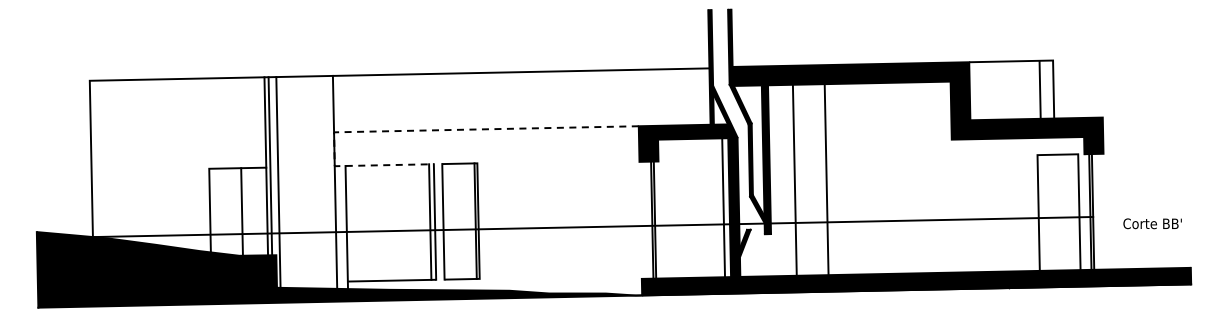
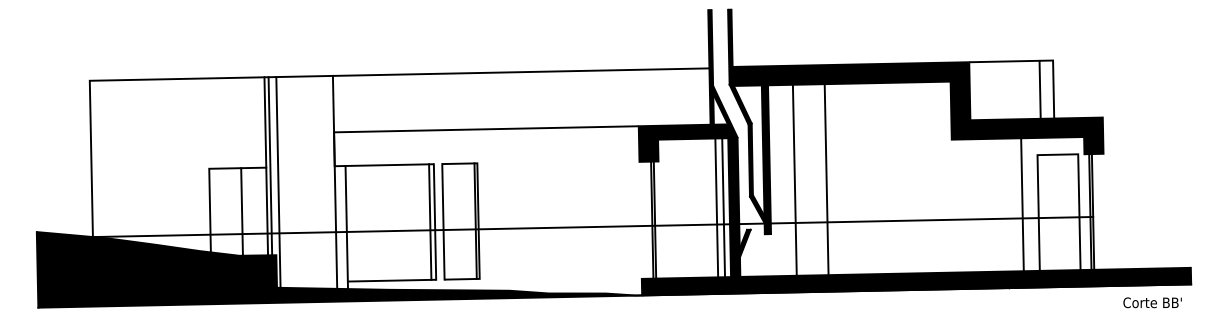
line: dashed -> solid (418, 130)
line: none -> present (1022, 204)
line: none -> present (716, 207)
text position: (1152, 223) -> (1152, 302) (1152, 302)
